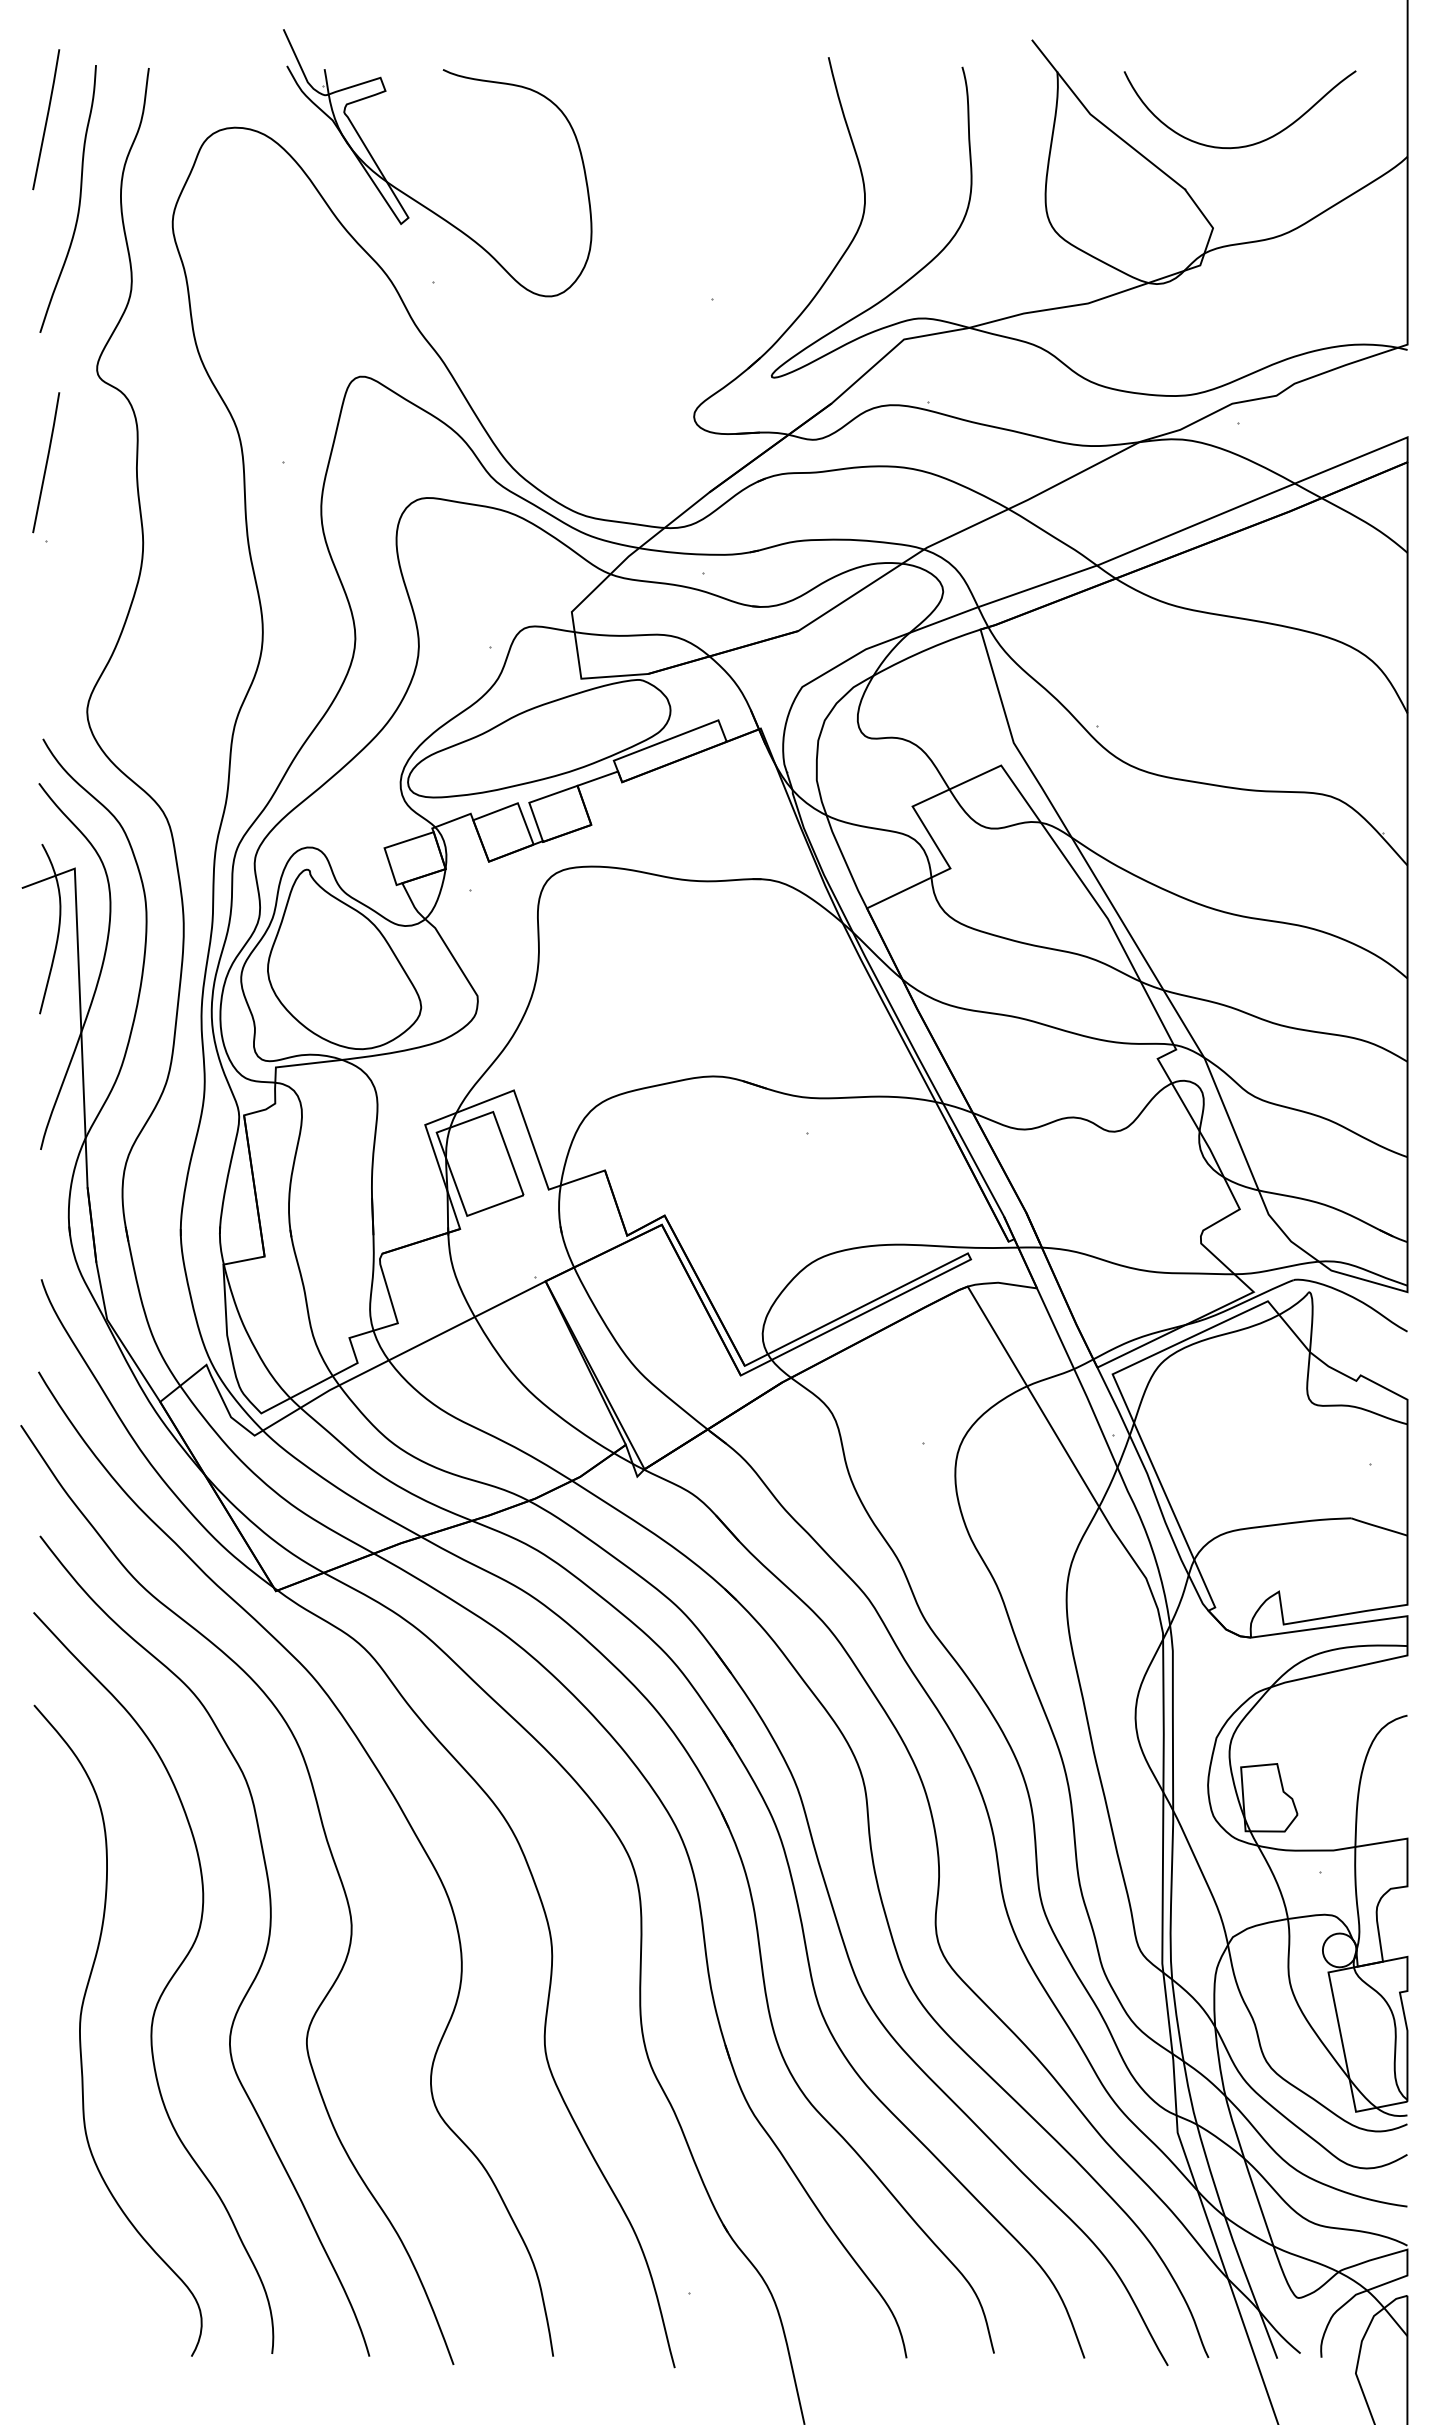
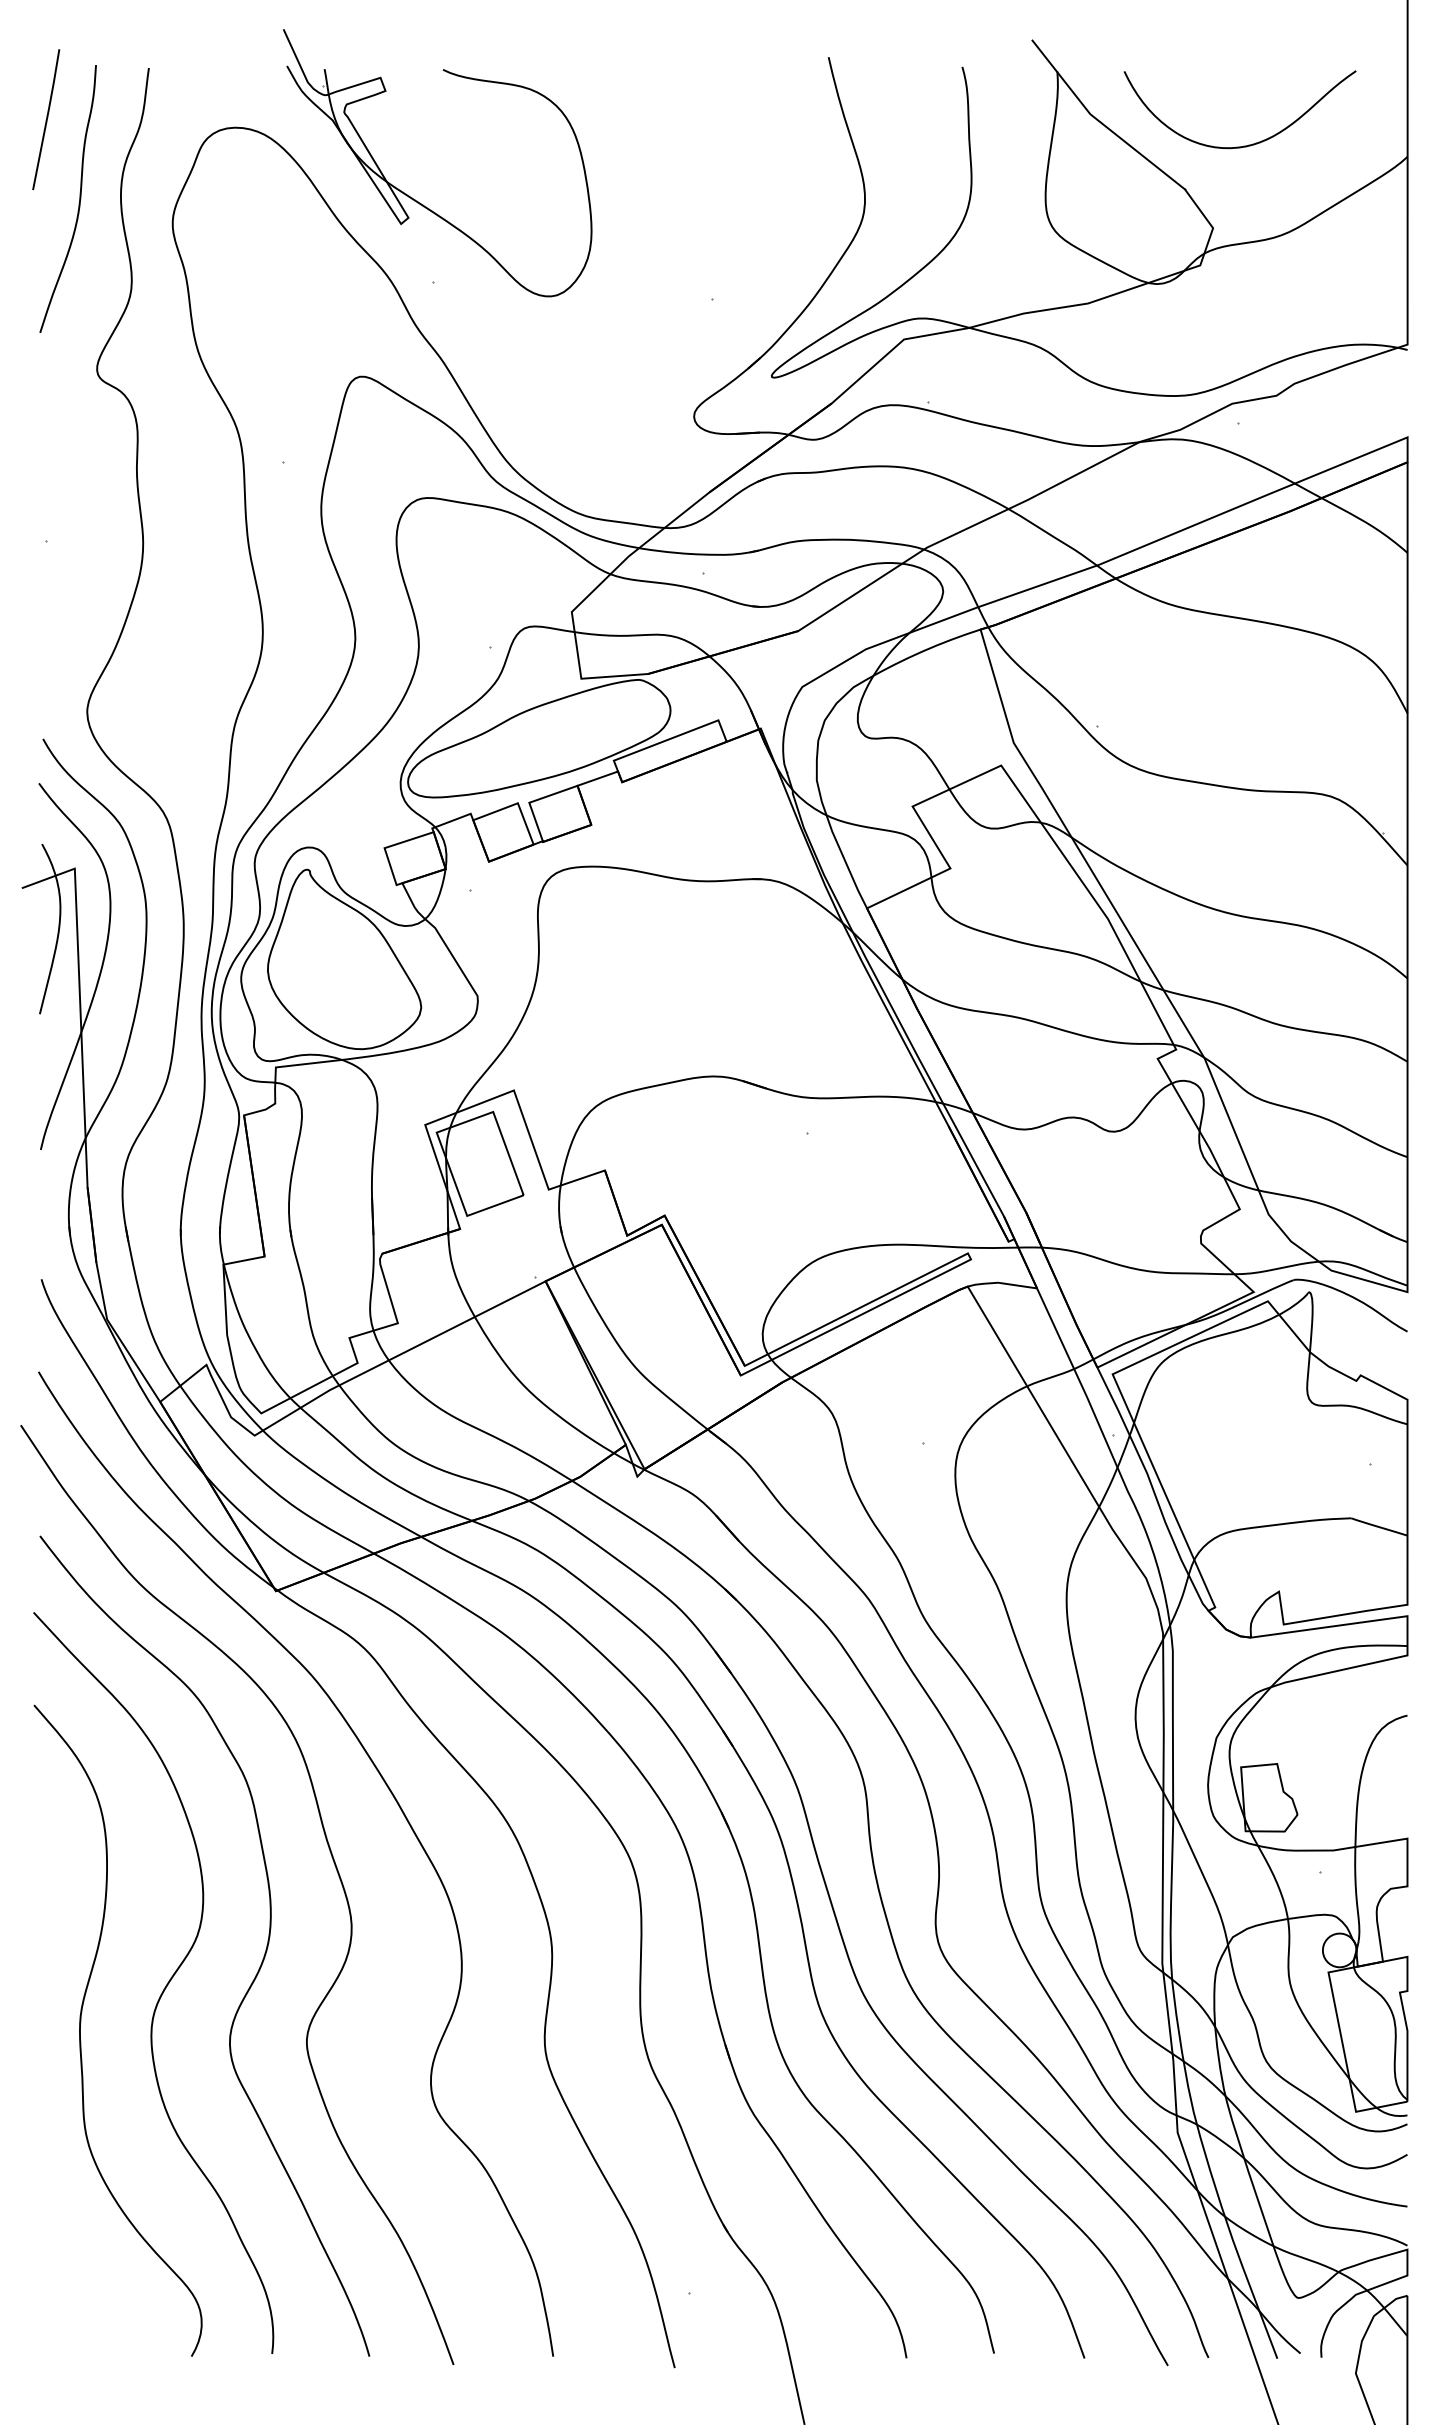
line: present -> none (46, 462)
